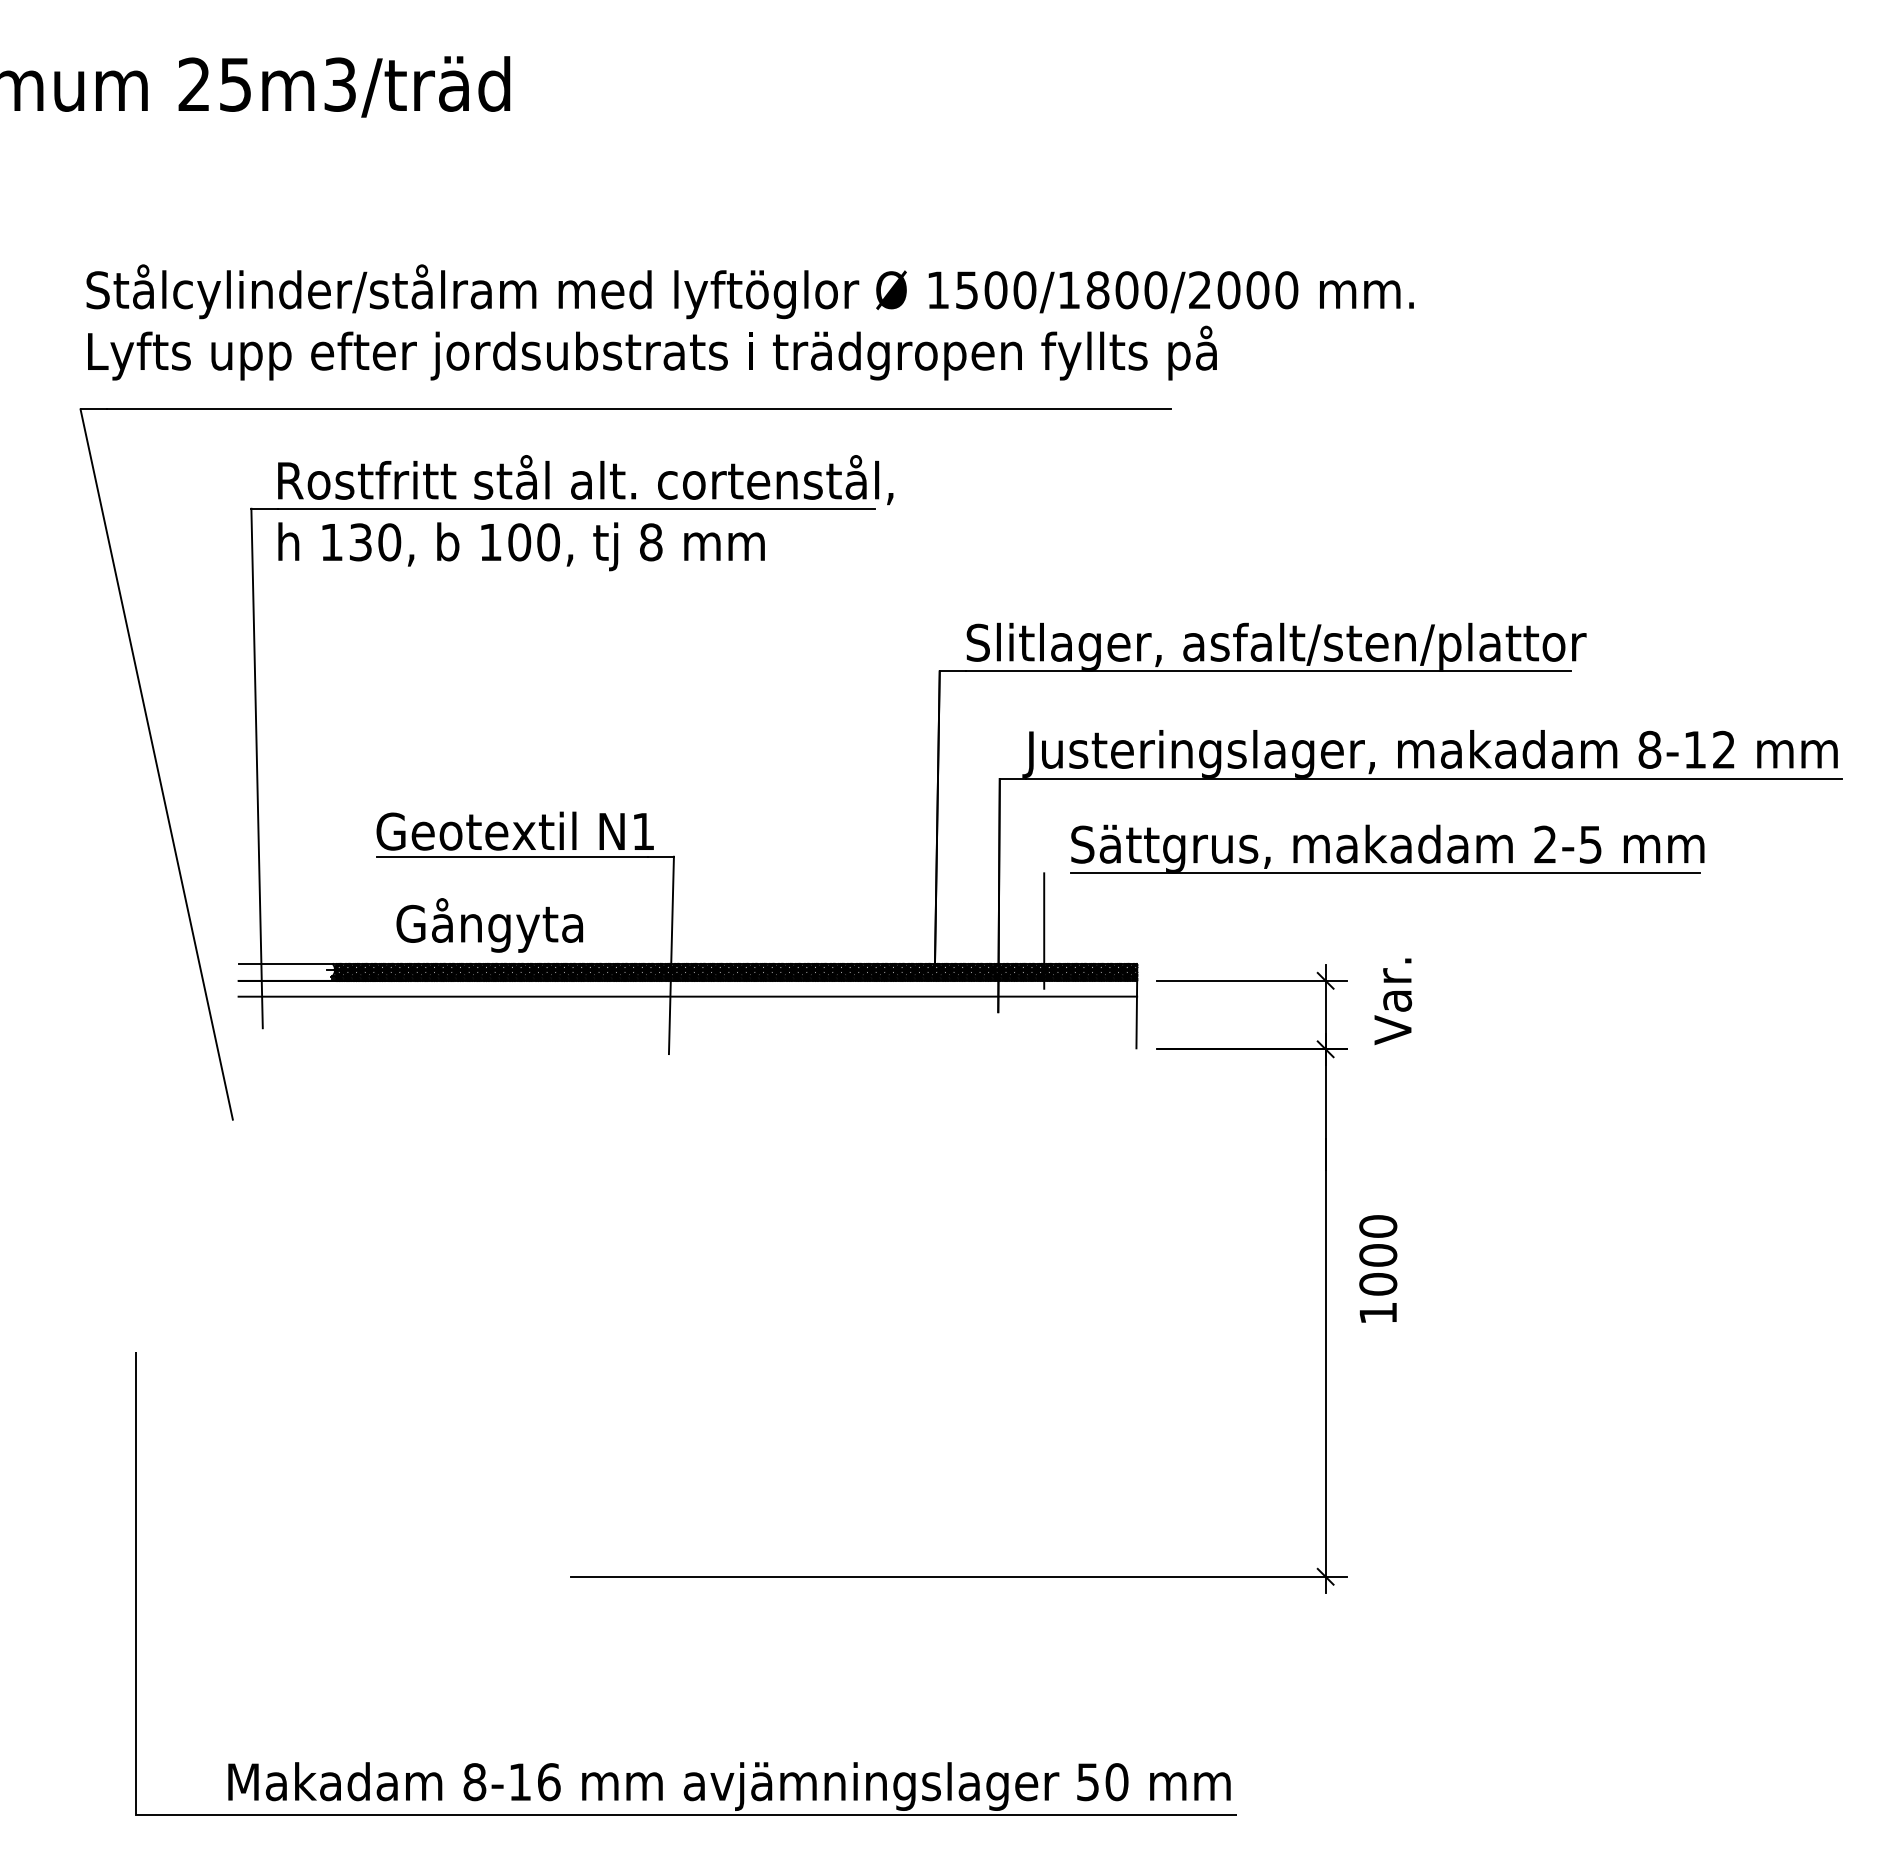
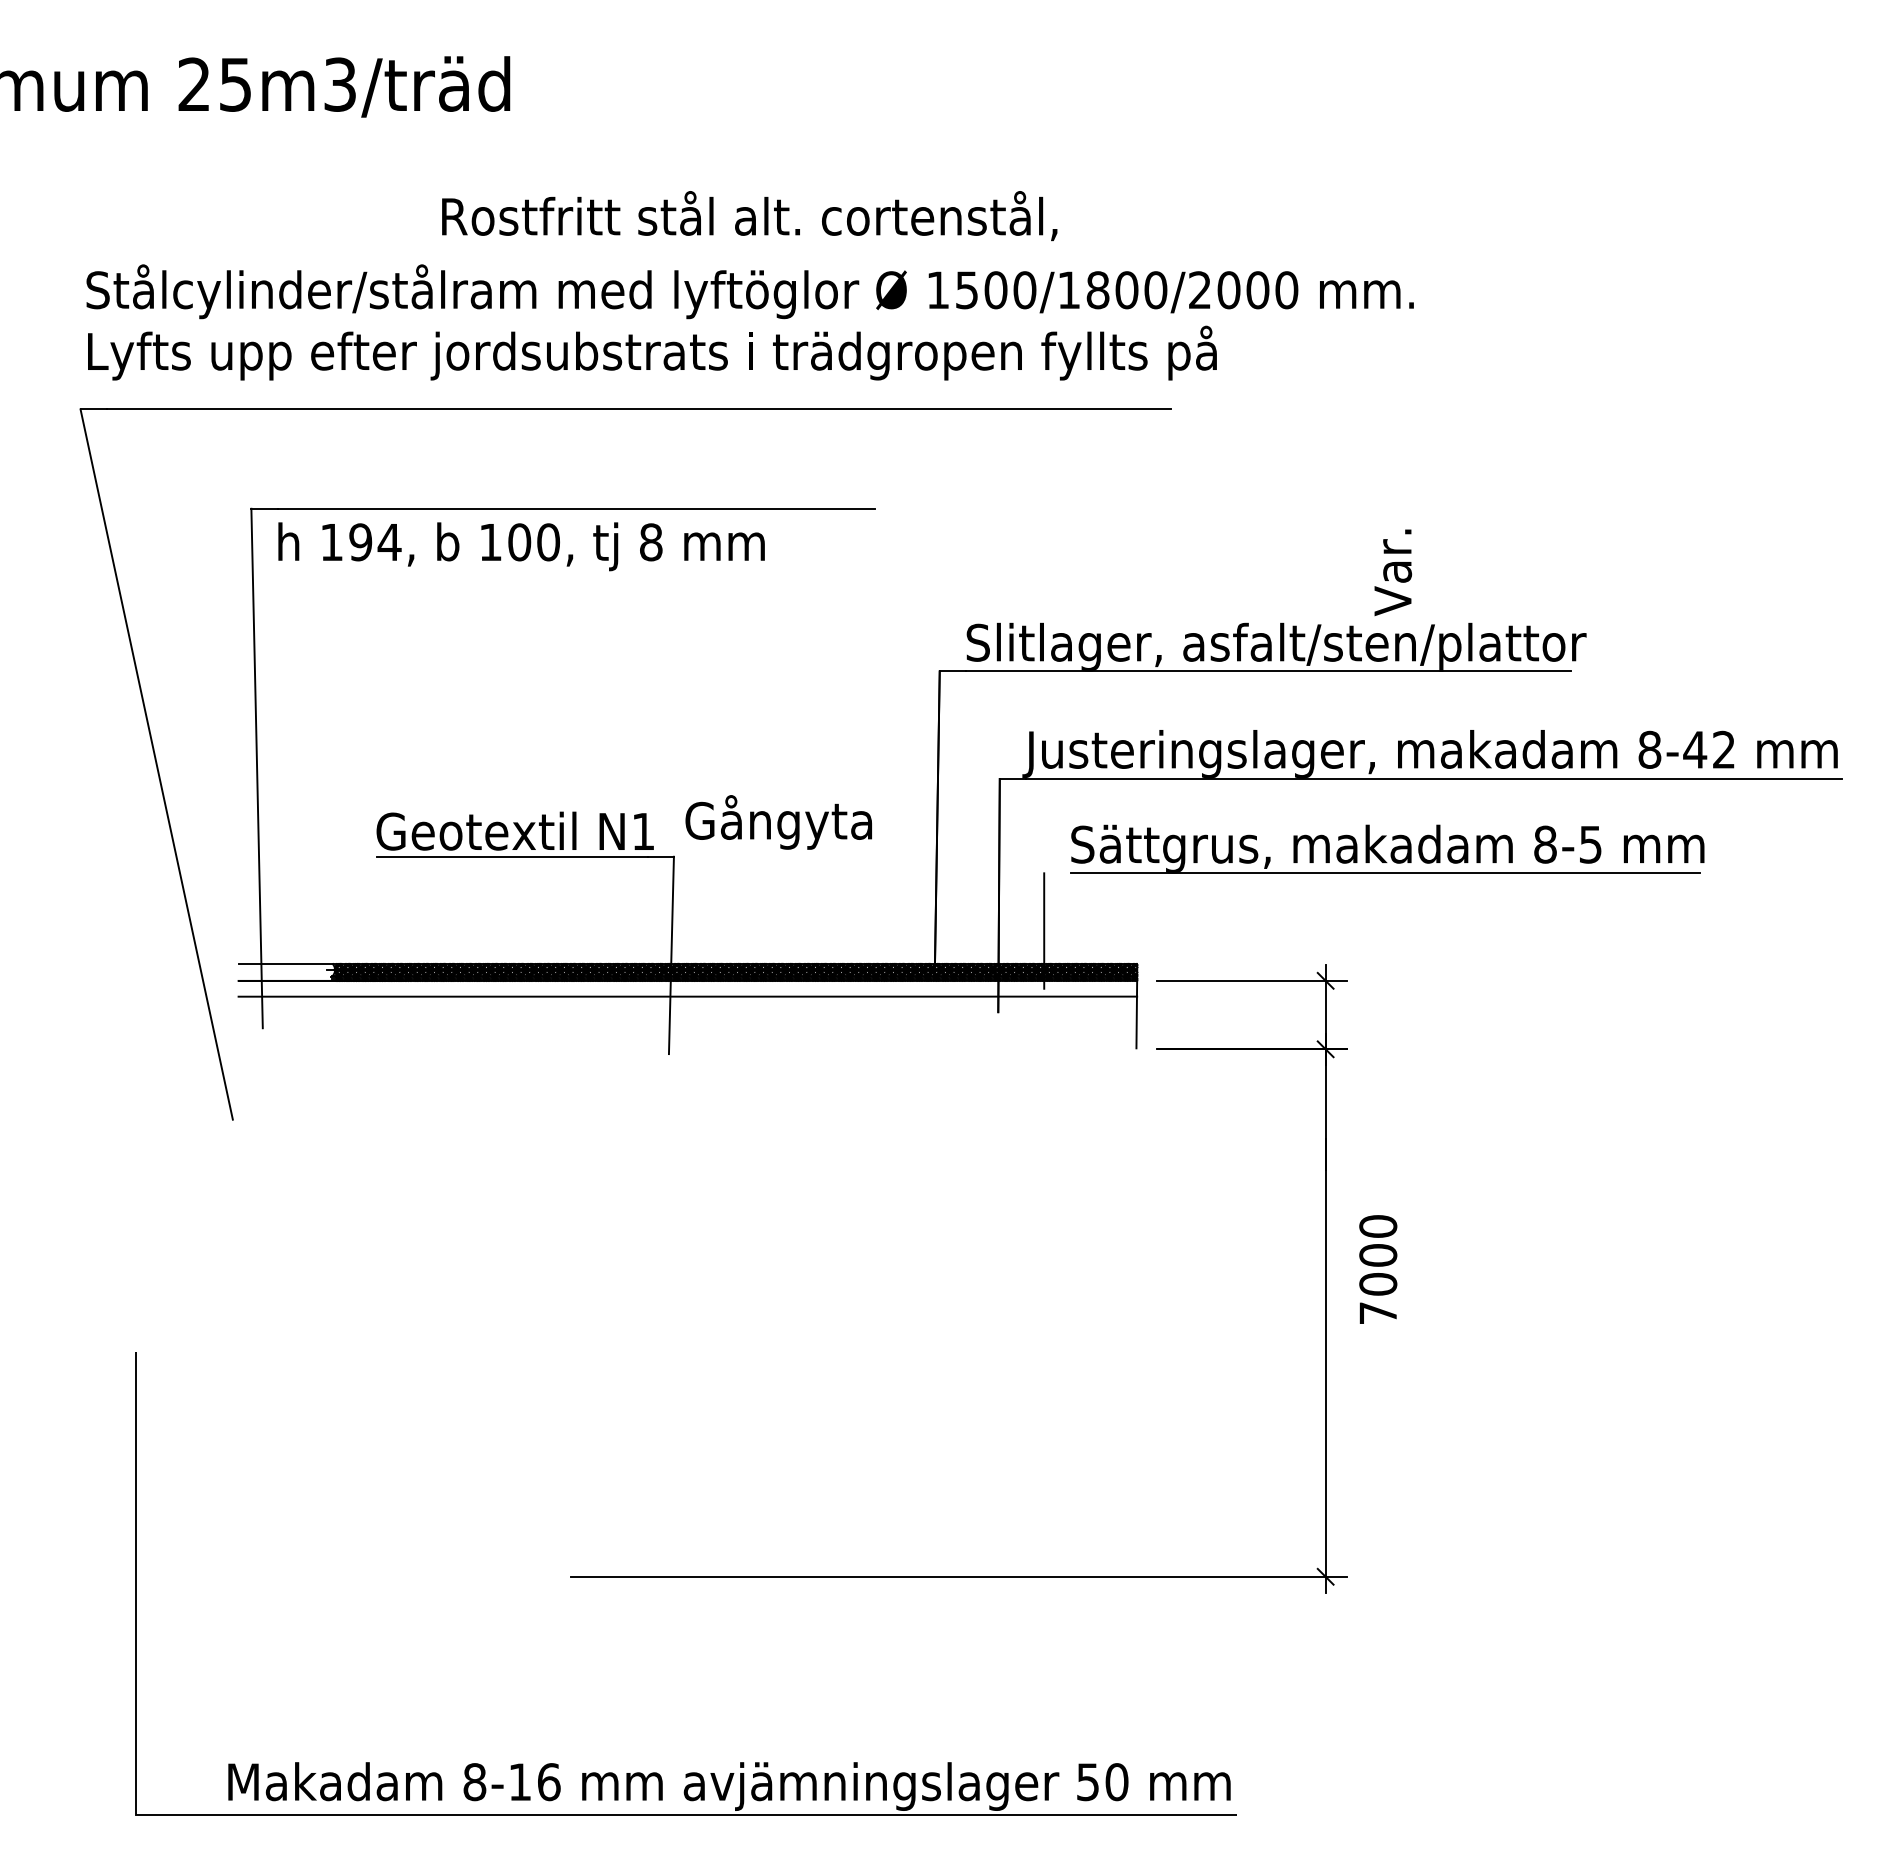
text position: (585, 480) -> (749, 216) (749, 216)
text: 130, -> 194, (375, 542)
text: 8-12 -> 8-42 (1695, 749)
text: 2-5 -> 8-5 (1545, 844)
text position: (489, 925) -> (778, 822) (778, 822)
text position: (1393, 1001) -> (1393, 572) (1393, 572)
text: 1000 -> 7000 (1377, 1312)
